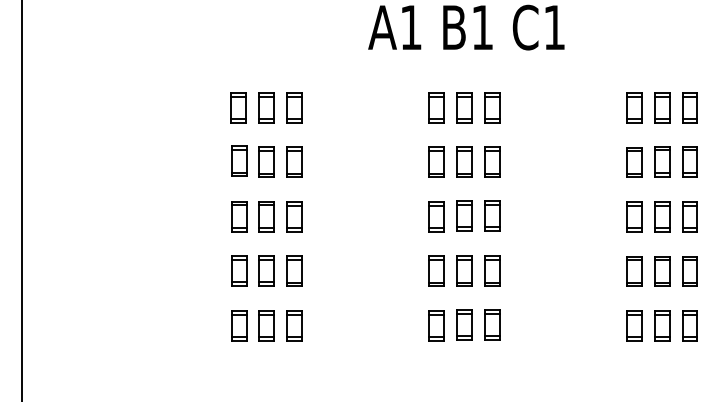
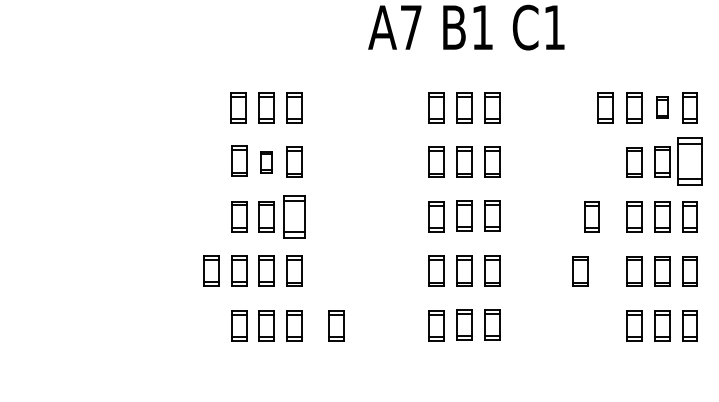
text: A1 -> A7 (411, 27)
part: none -> present (605, 107)
part size: 17x32 px -> 13x23 px (662, 107)
part size: 17x32 px -> 13x23 px (266, 162)
part size: 16x32 px -> 26x49 px (689, 161)
line: present -> none (21, 200)
part size: 17x32 px -> 23x44 px (294, 216)
part: none -> present (591, 216)
part: none -> present (211, 270)
part: none -> present (580, 271)
part: none -> present (336, 325)
